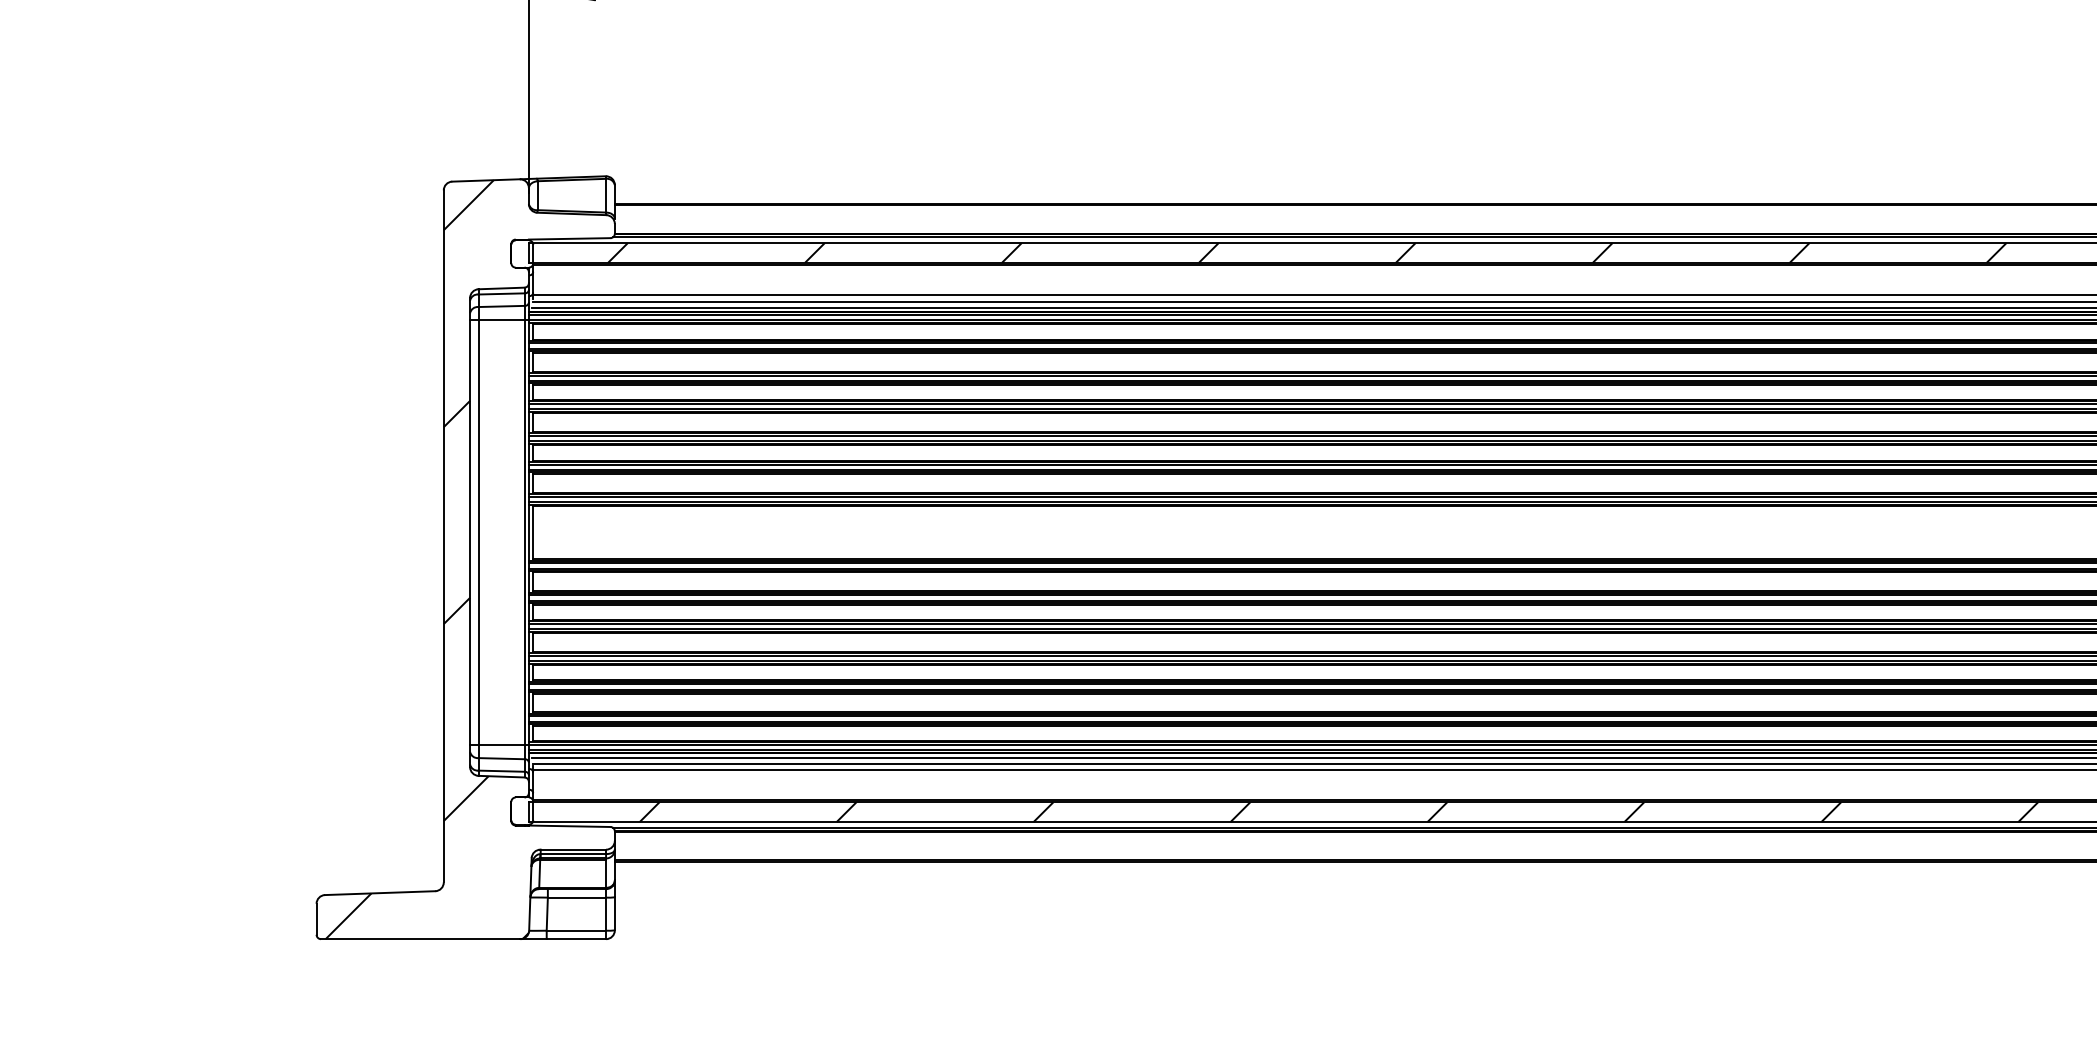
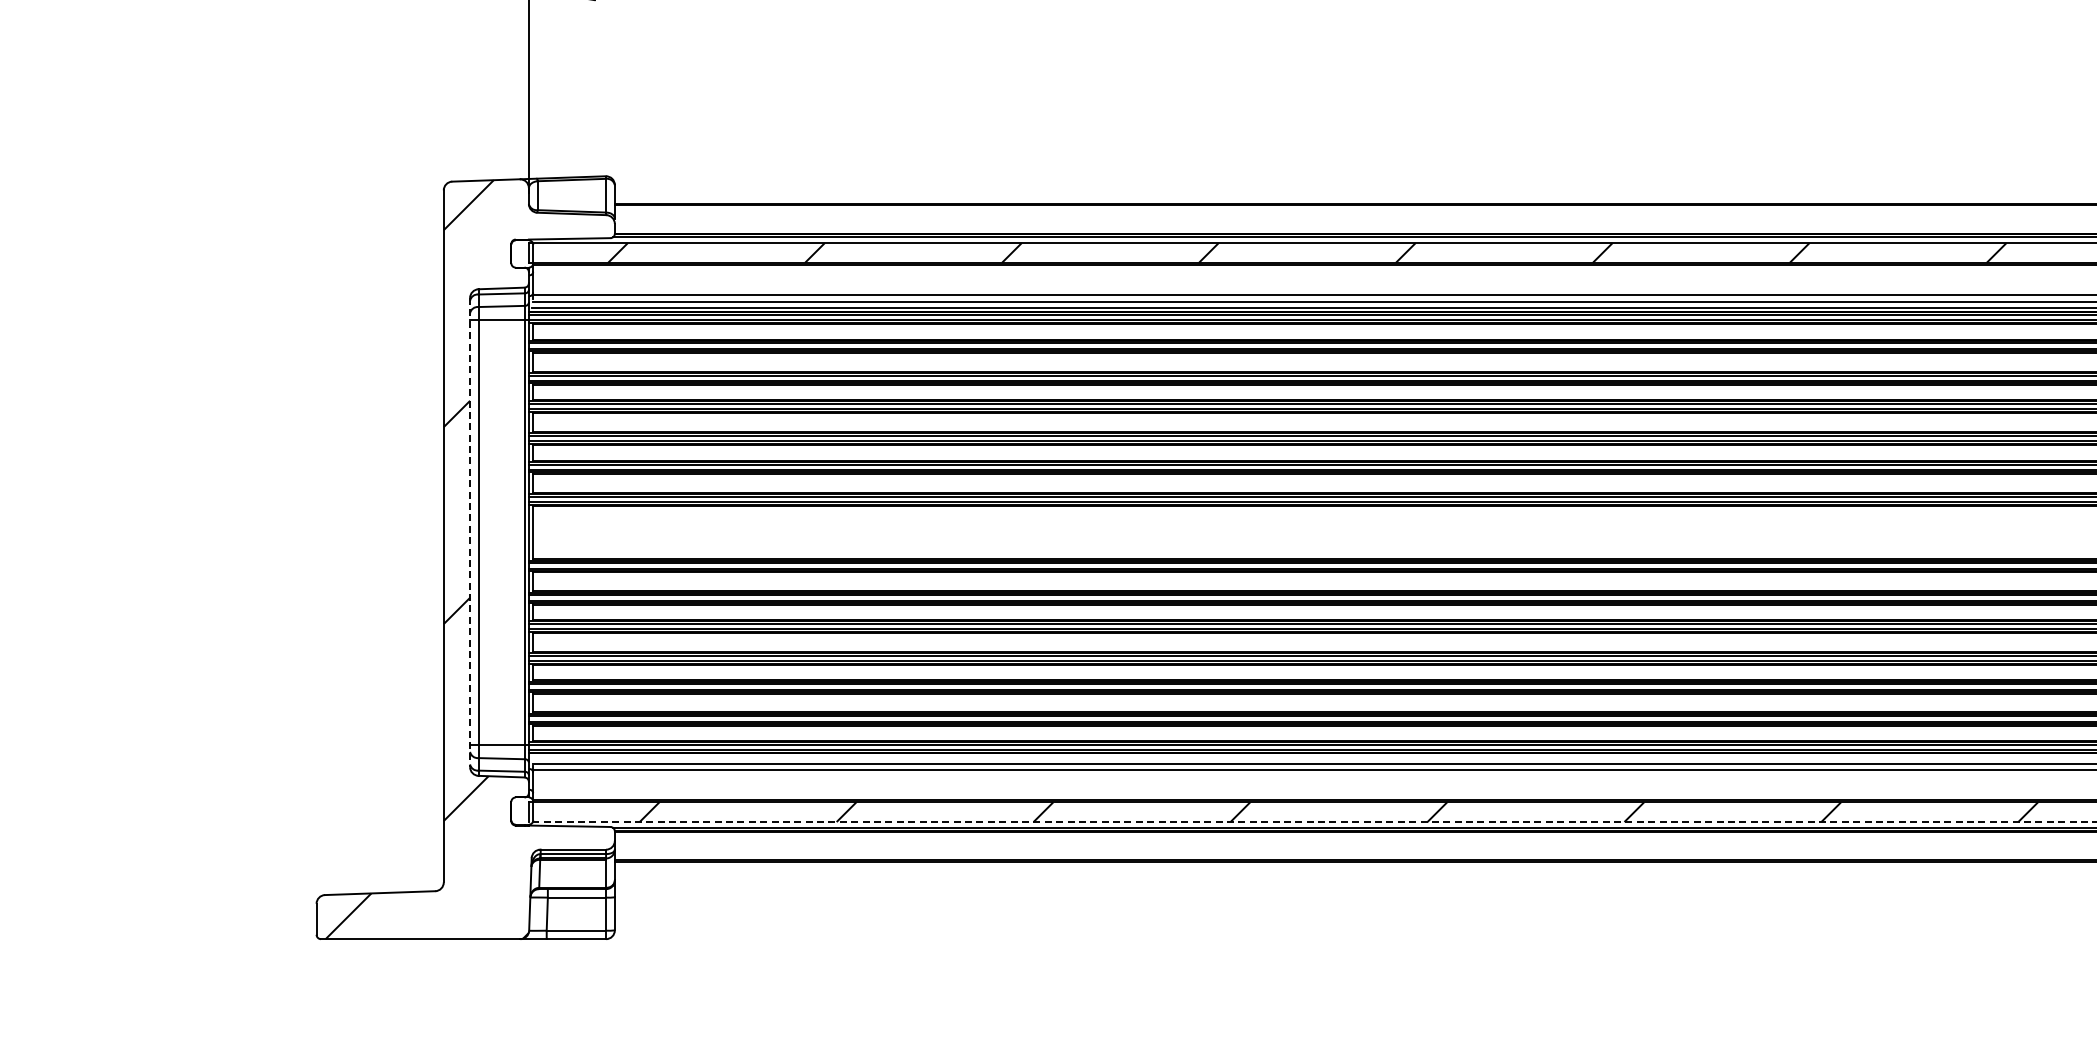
line: solid -> dashed (470, 532)
line: present -> none (1312, 757)
line: solid -> dashed (1312, 822)
